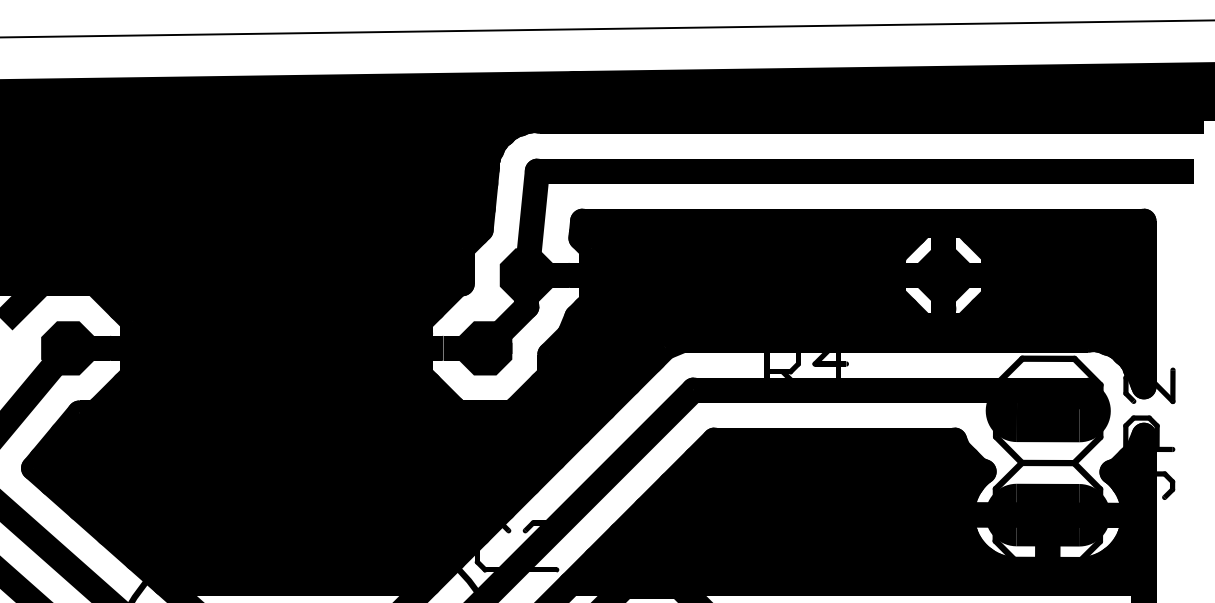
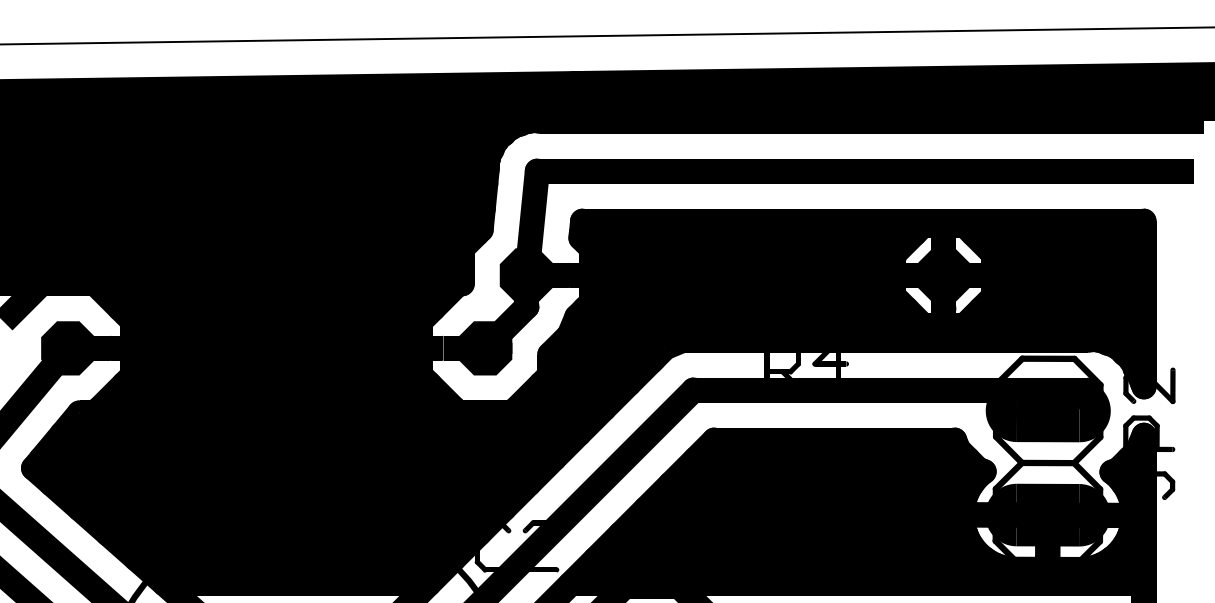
line position: (606, 28) -> (606, 35) (606, 35)
